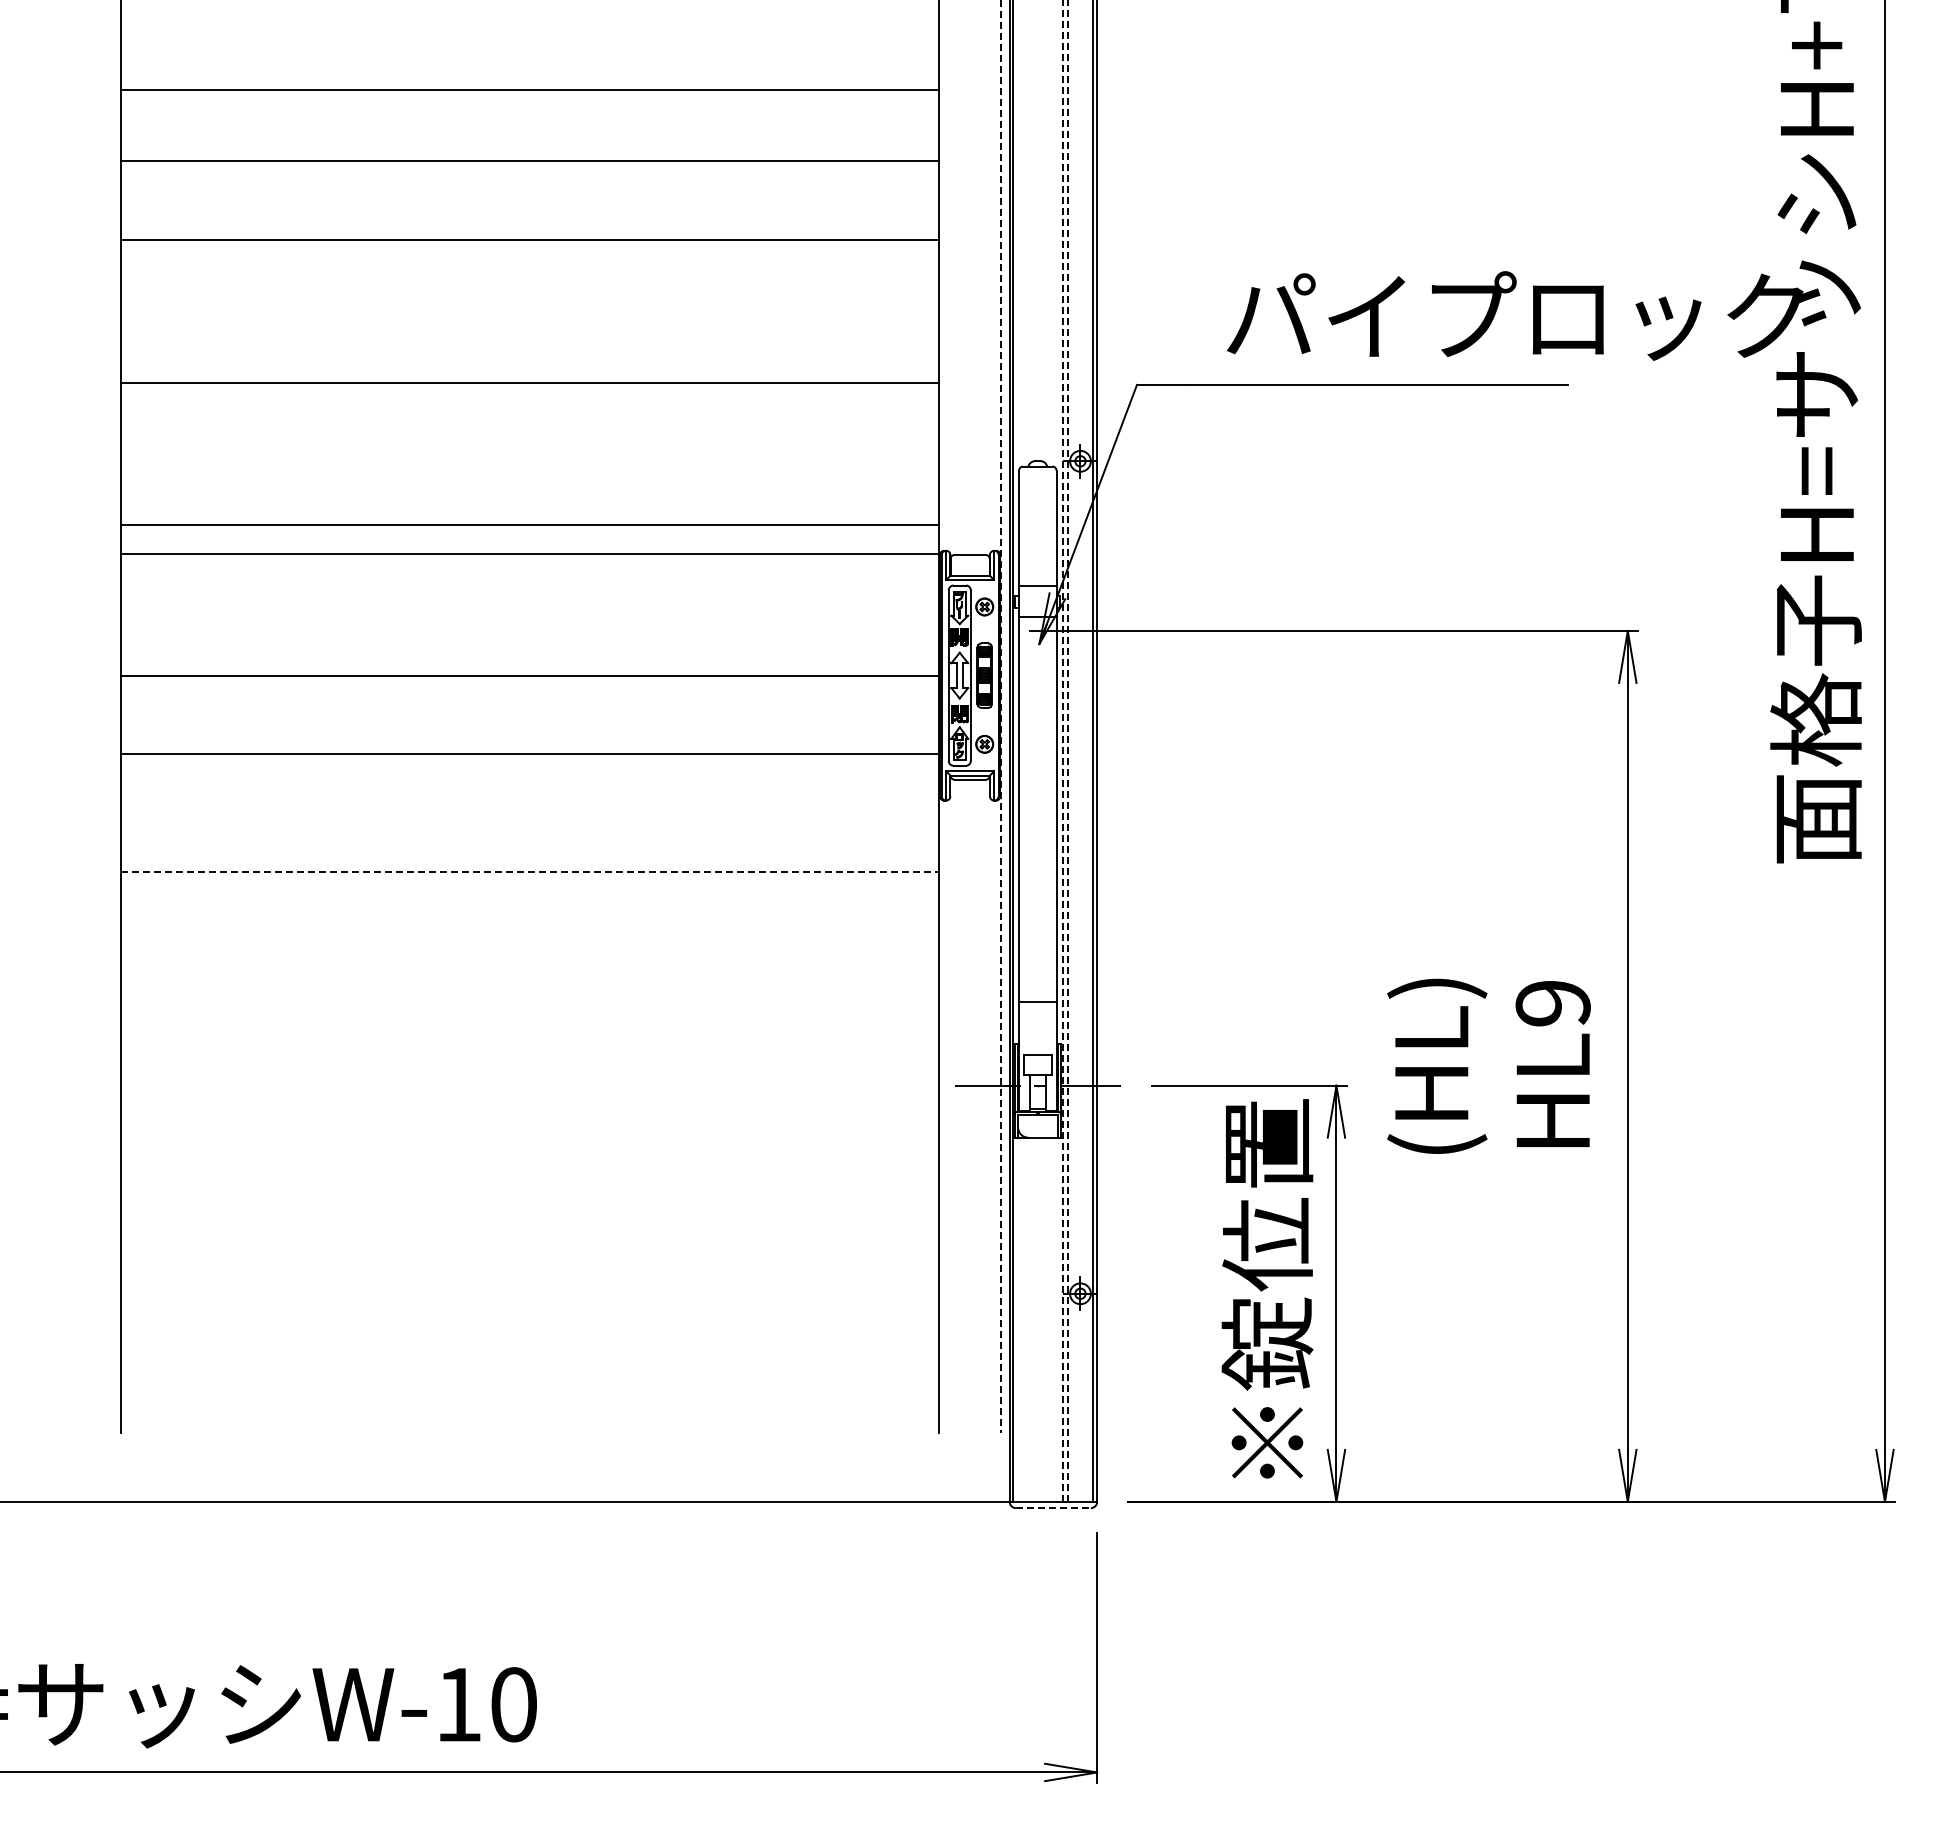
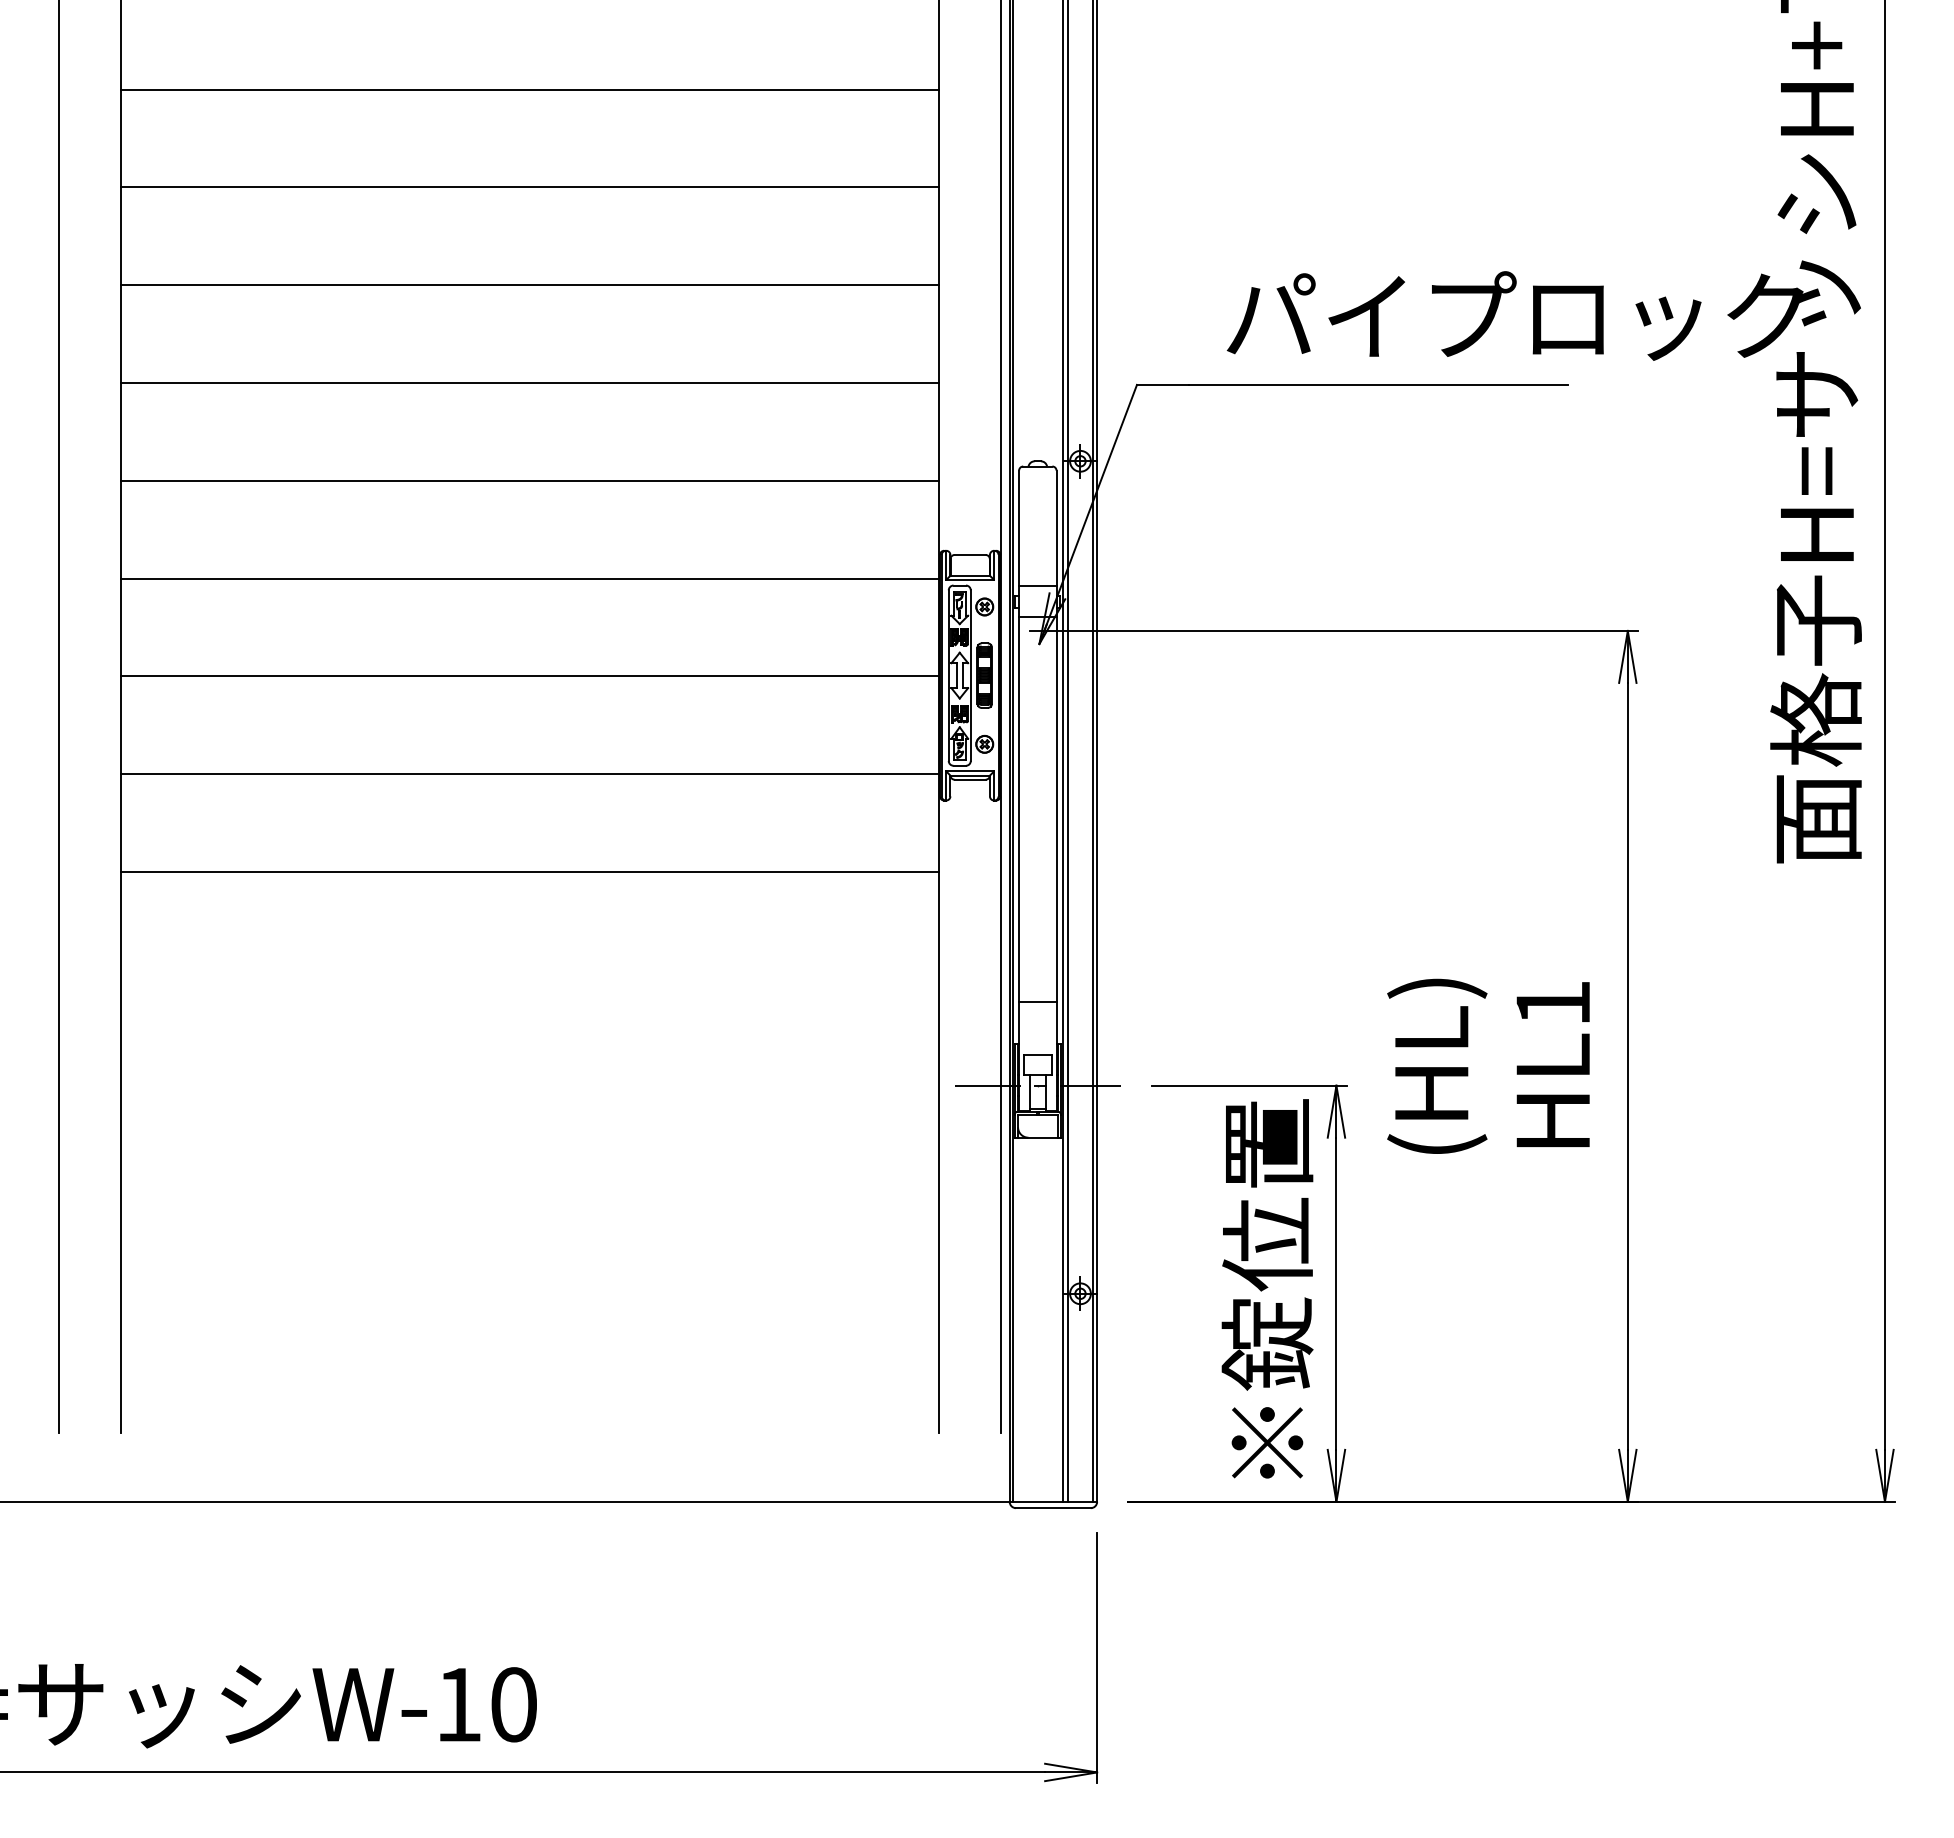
line position: (529, 161) -> (529, 187) (529, 187)
line position: (529, 240) -> (529, 285) (529, 285)
line position: (529, 524) -> (529, 480) (529, 480)
line position: (529, 553) -> (529, 578) (529, 578)
line: none -> present (58, 717)
line: dashed -> solid (1001, 717)
line: dashed -> solid (1062, 750)
line: dashed -> solid (1068, 750)
line position: (529, 754) -> (529, 774) (529, 774)
line: dashed -> solid (530, 872)
text: HL9 -> HL1 (1552, 1003)
line: dashed -> solid (1053, 1508)
